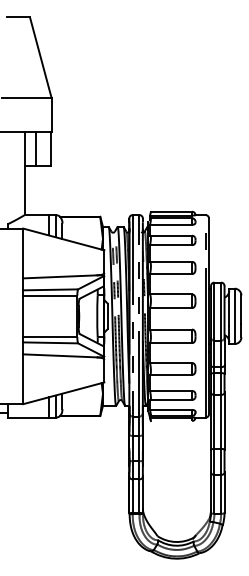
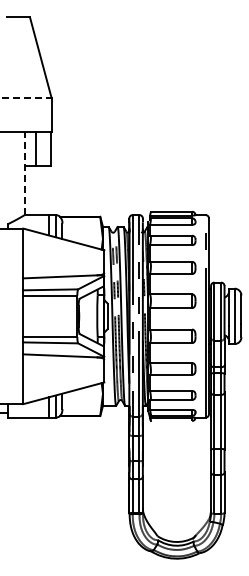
line: solid -> dashed (26, 98)
line: solid -> dashed (24, 173)
